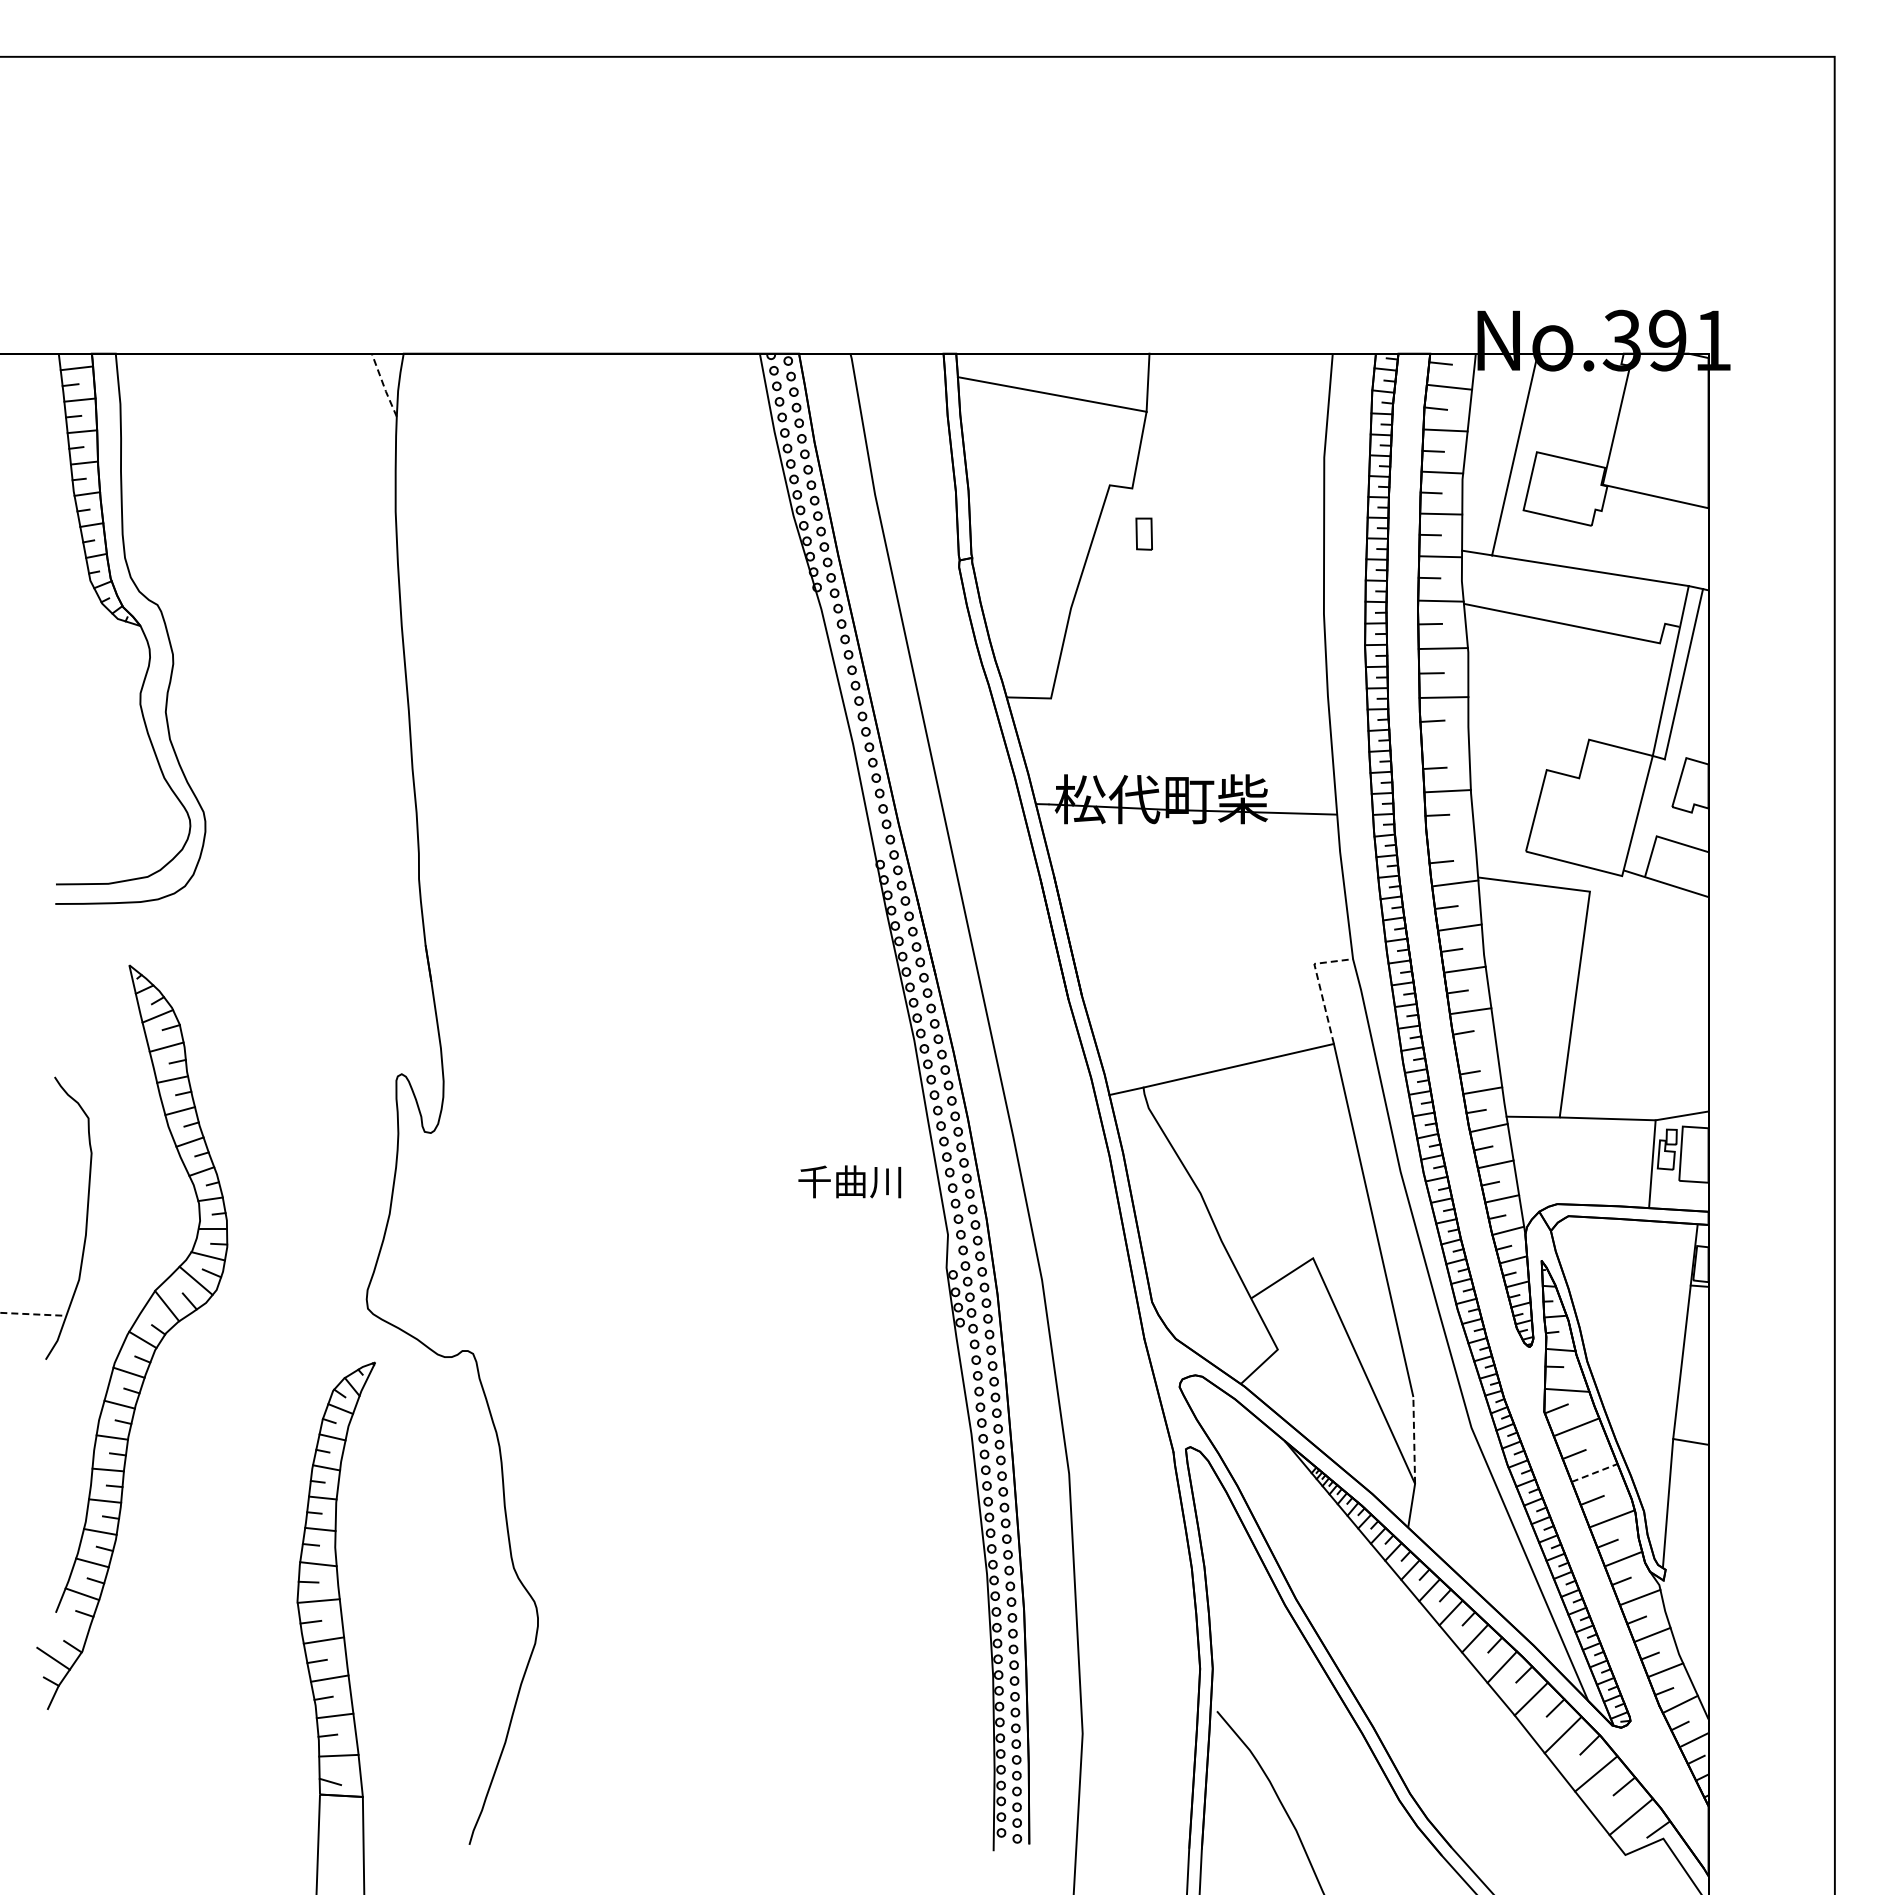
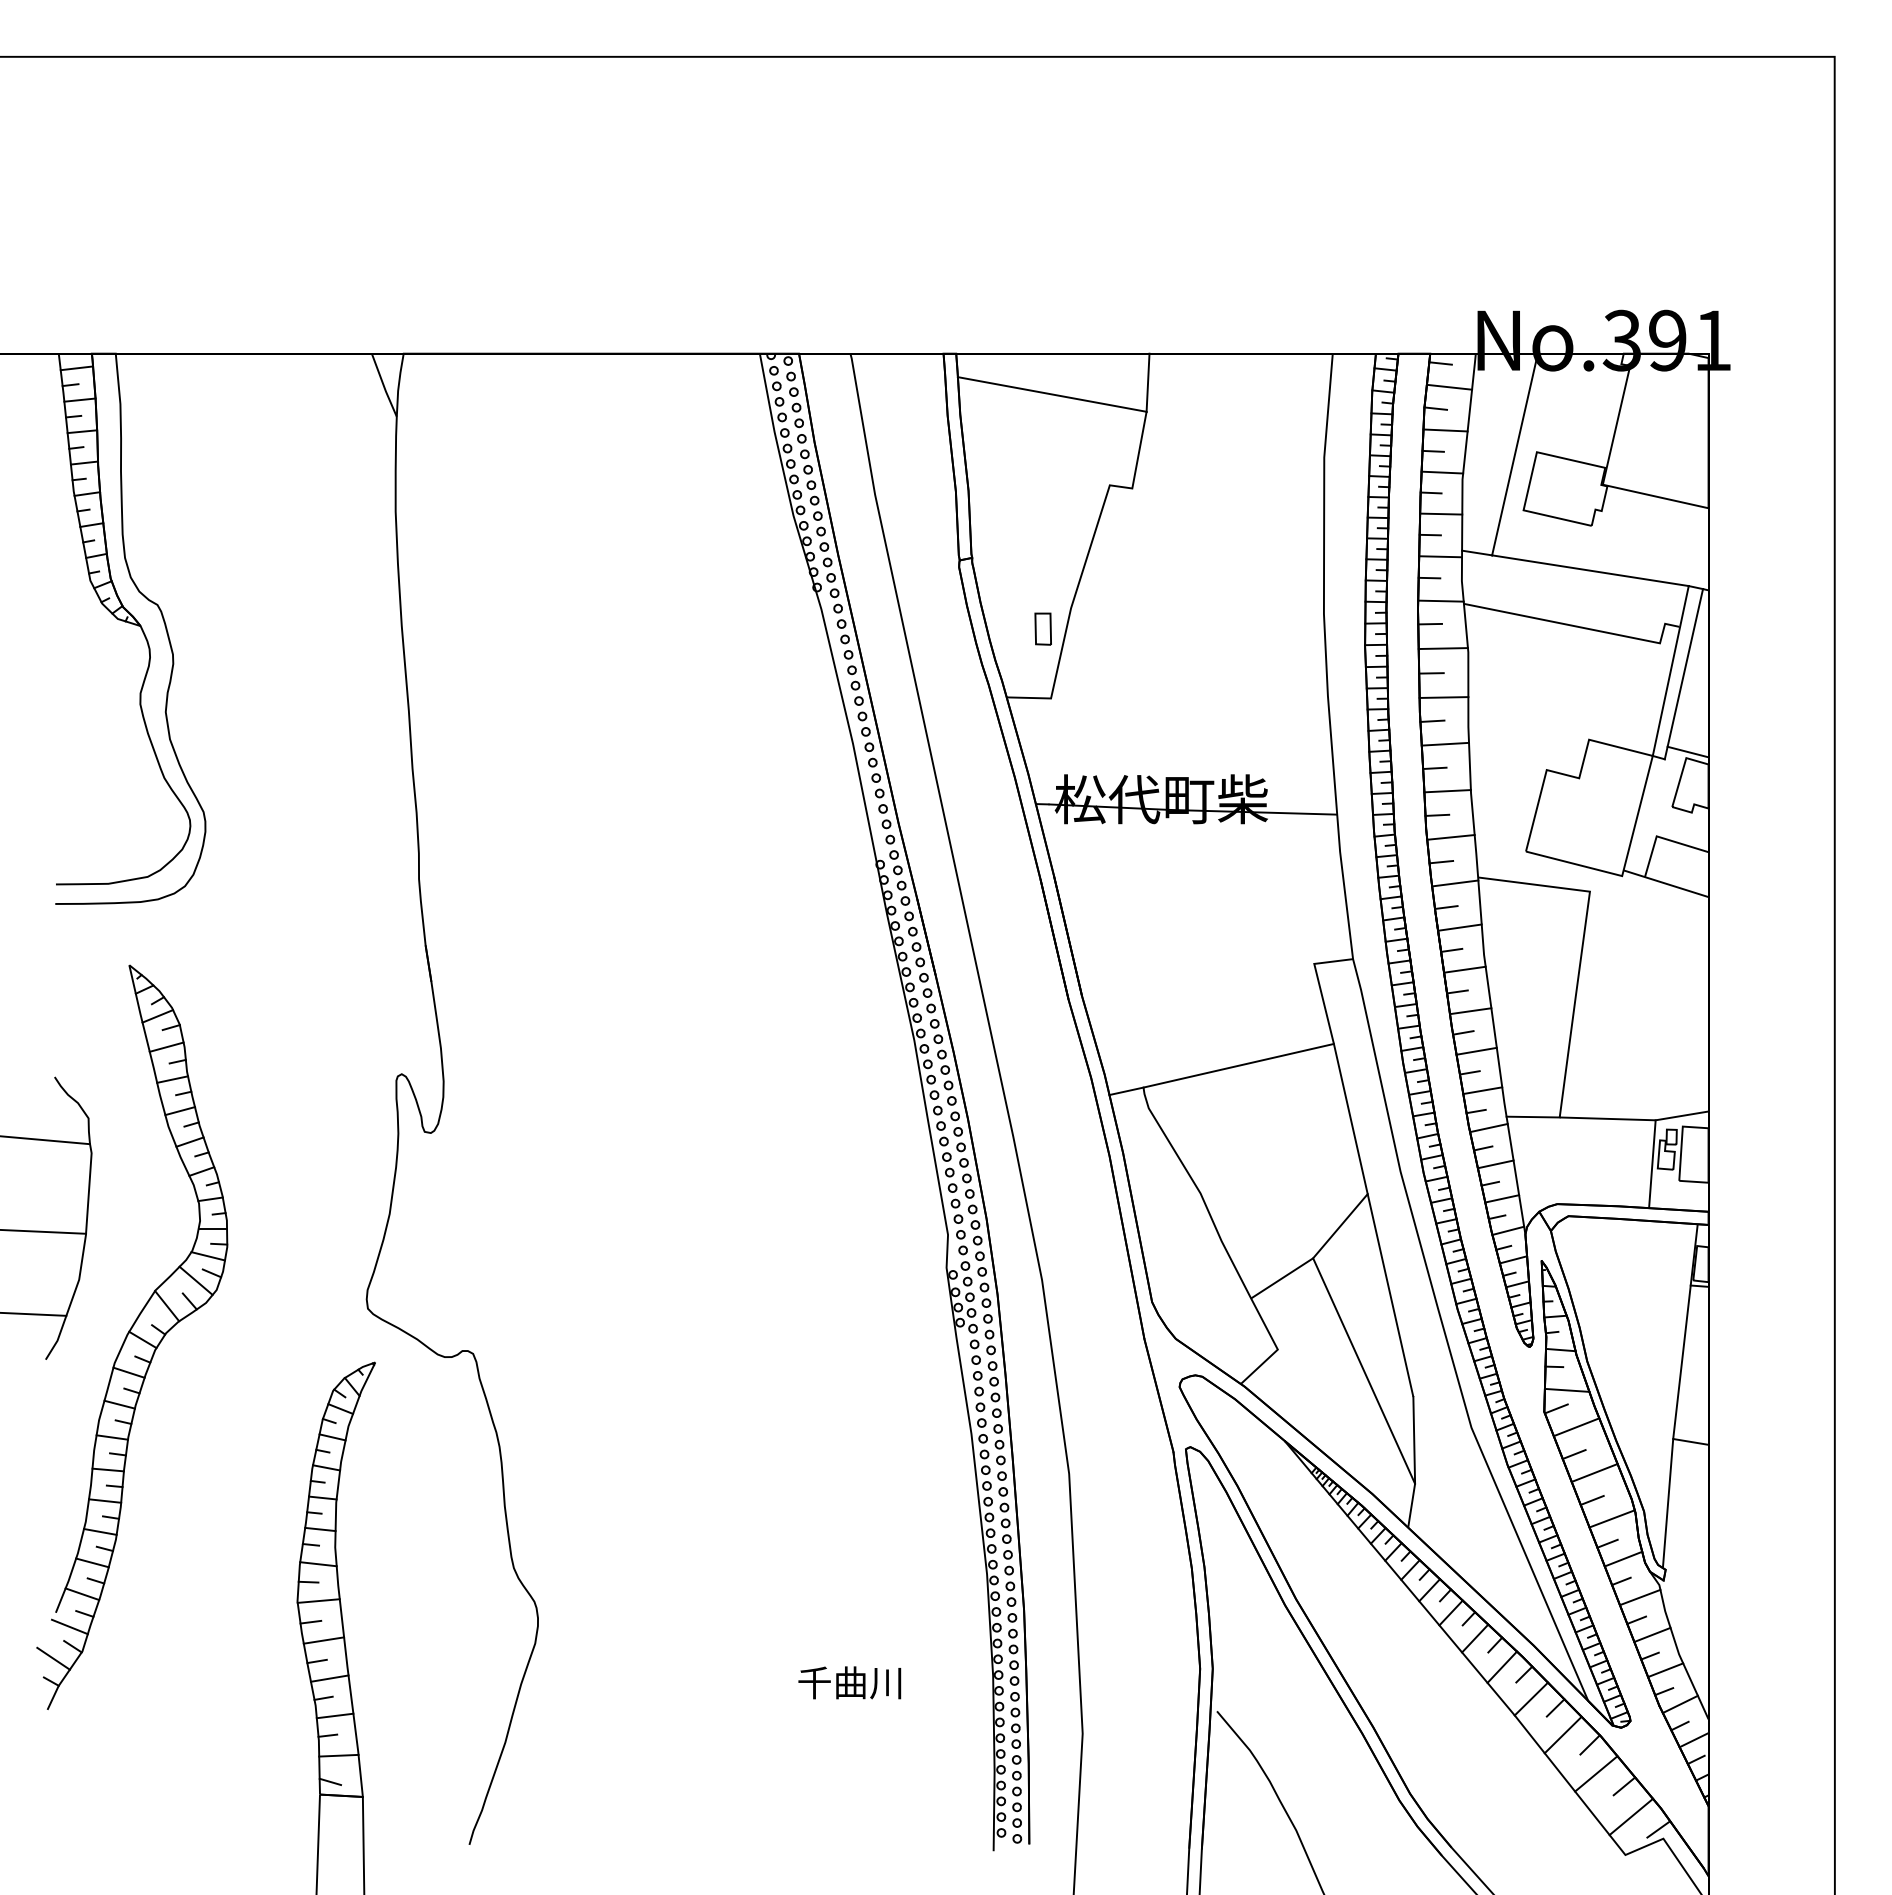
line: dashed -> solid (383, 385)
part position: (1143, 533) -> (1042, 628) (1042, 628)
line: none -> present (1445, 743)
line: none -> present (1687, 751)
line: none -> present (1450, 837)
line: dashed -> solid (1319, 984)
line: none -> present (1476, 1050)
line: none -> present (45, 1140)
text position: (849, 1181) -> (849, 1682) (849, 1682)
line: none -> present (1340, 1226)
line: none -> present (44, 1231)
line: dashed -> solid (33, 1314)
line: dashed -> solid (1414, 1439)
line: dashed -> solid (1594, 1472)
line: none -> present (69, 1626)
